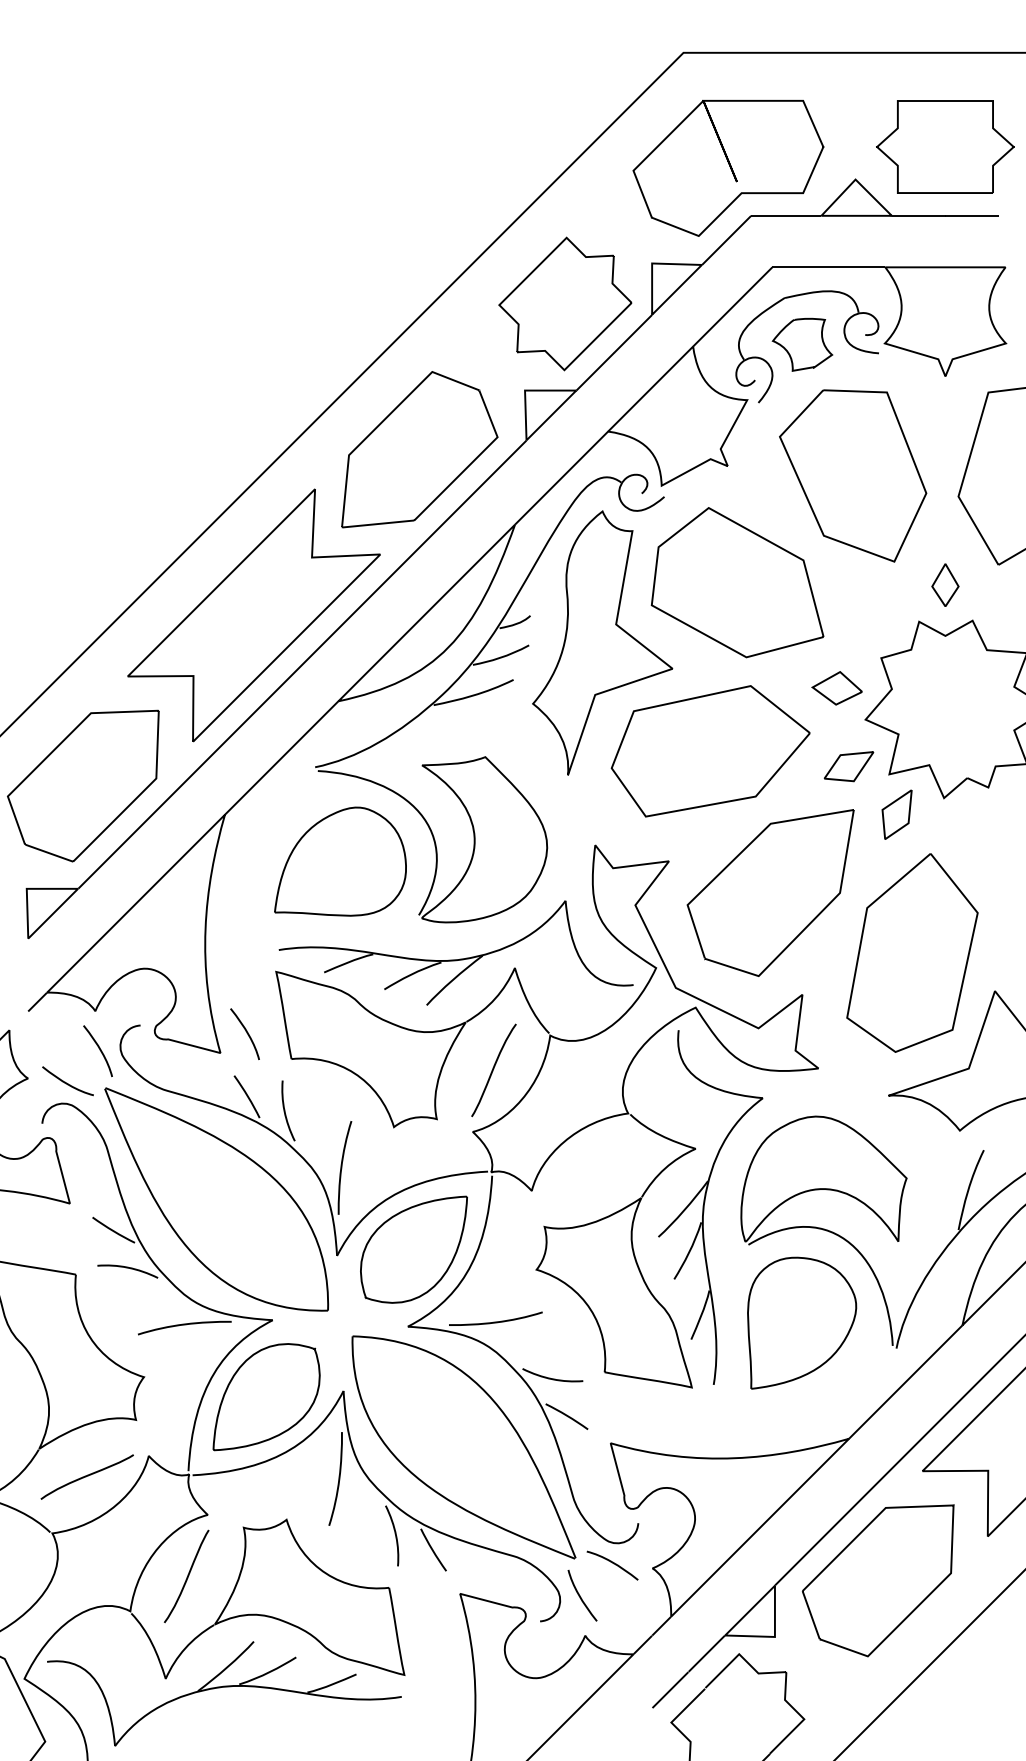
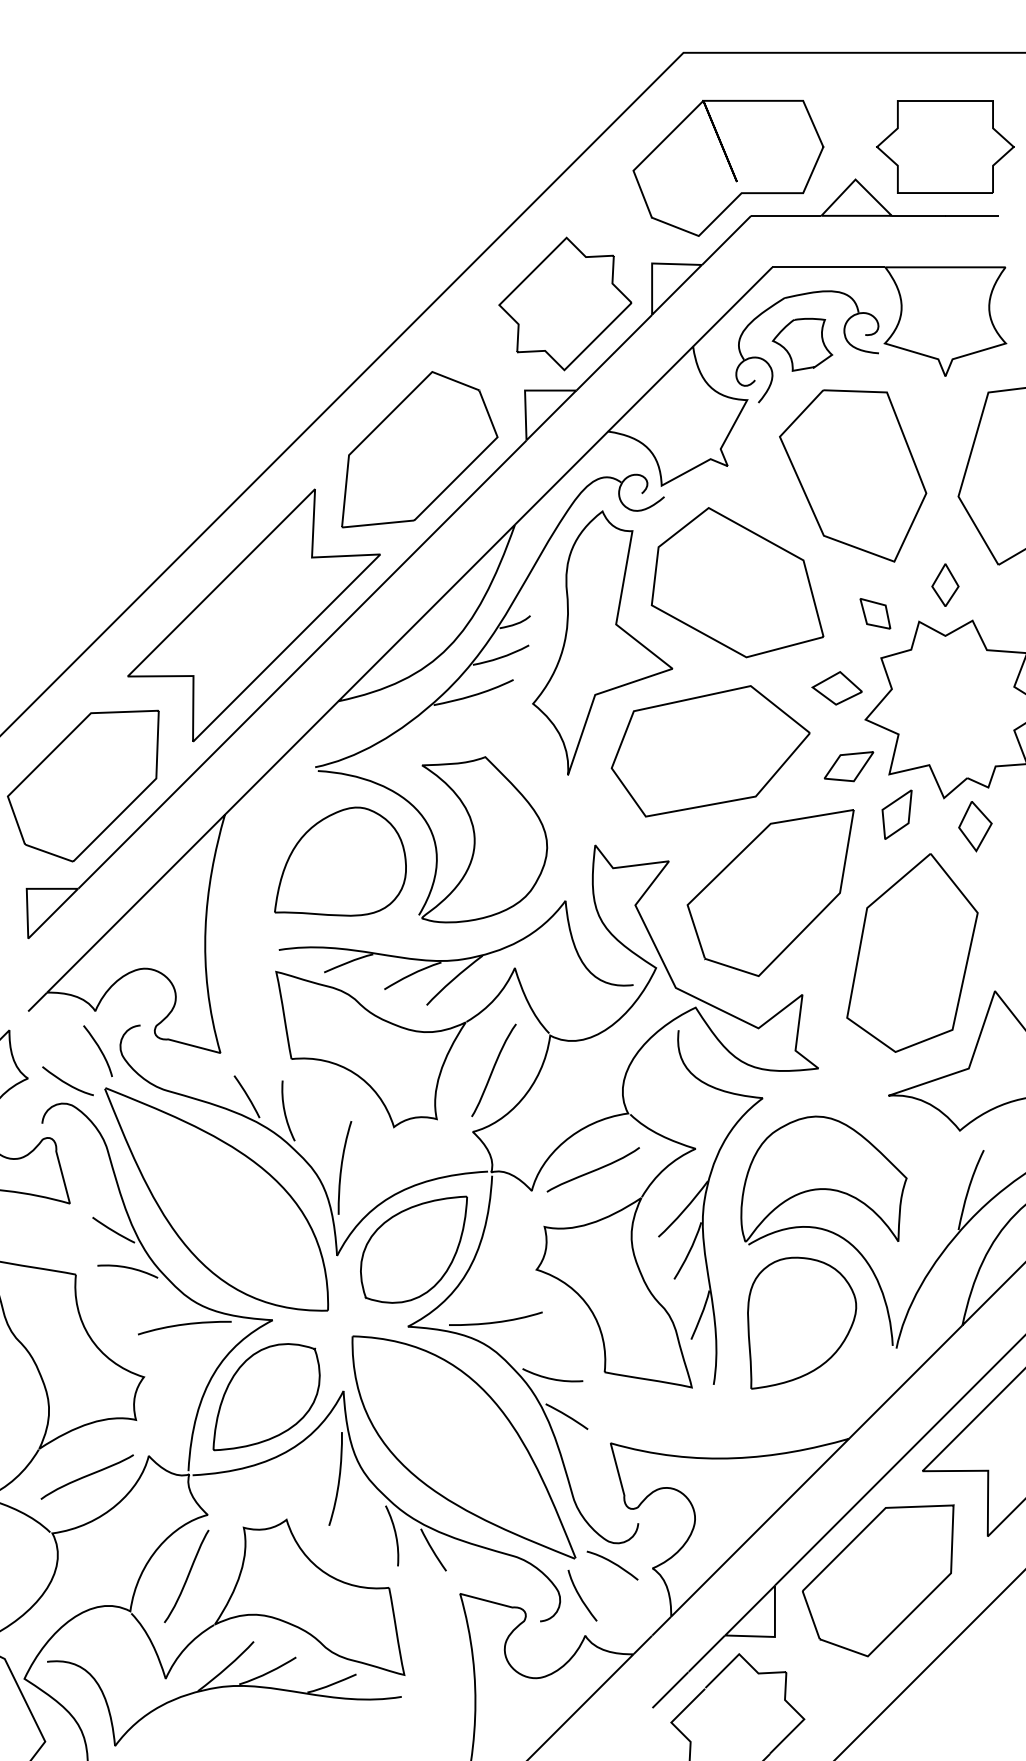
part: none -> present (875, 613)
part: none -> present (975, 826)
curve: present -> none (246, 1033)
curve: none -> present (592, 1170)
